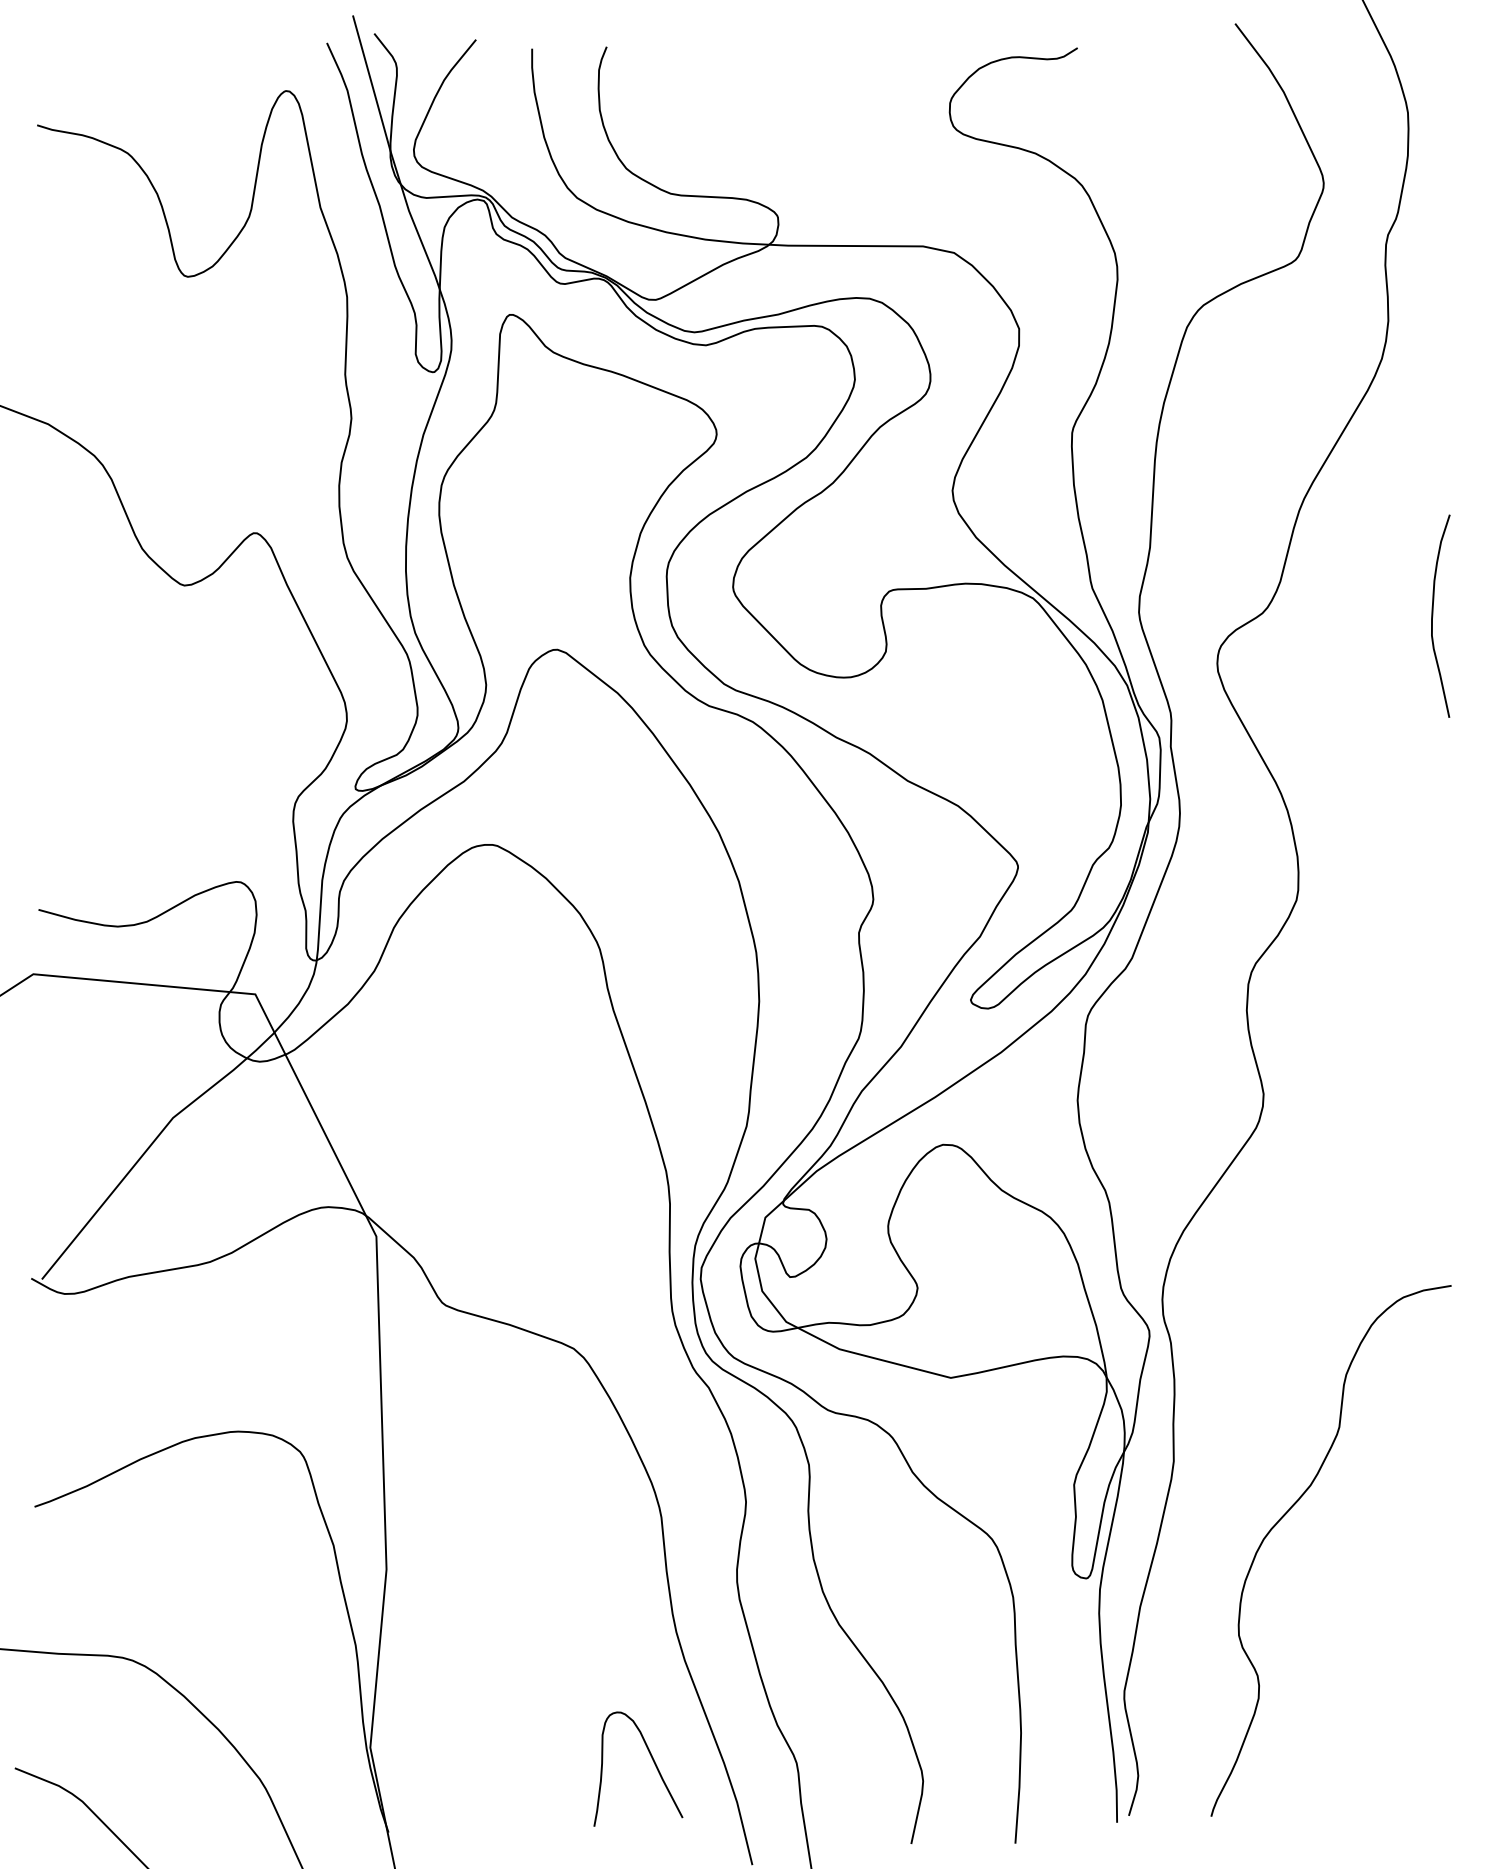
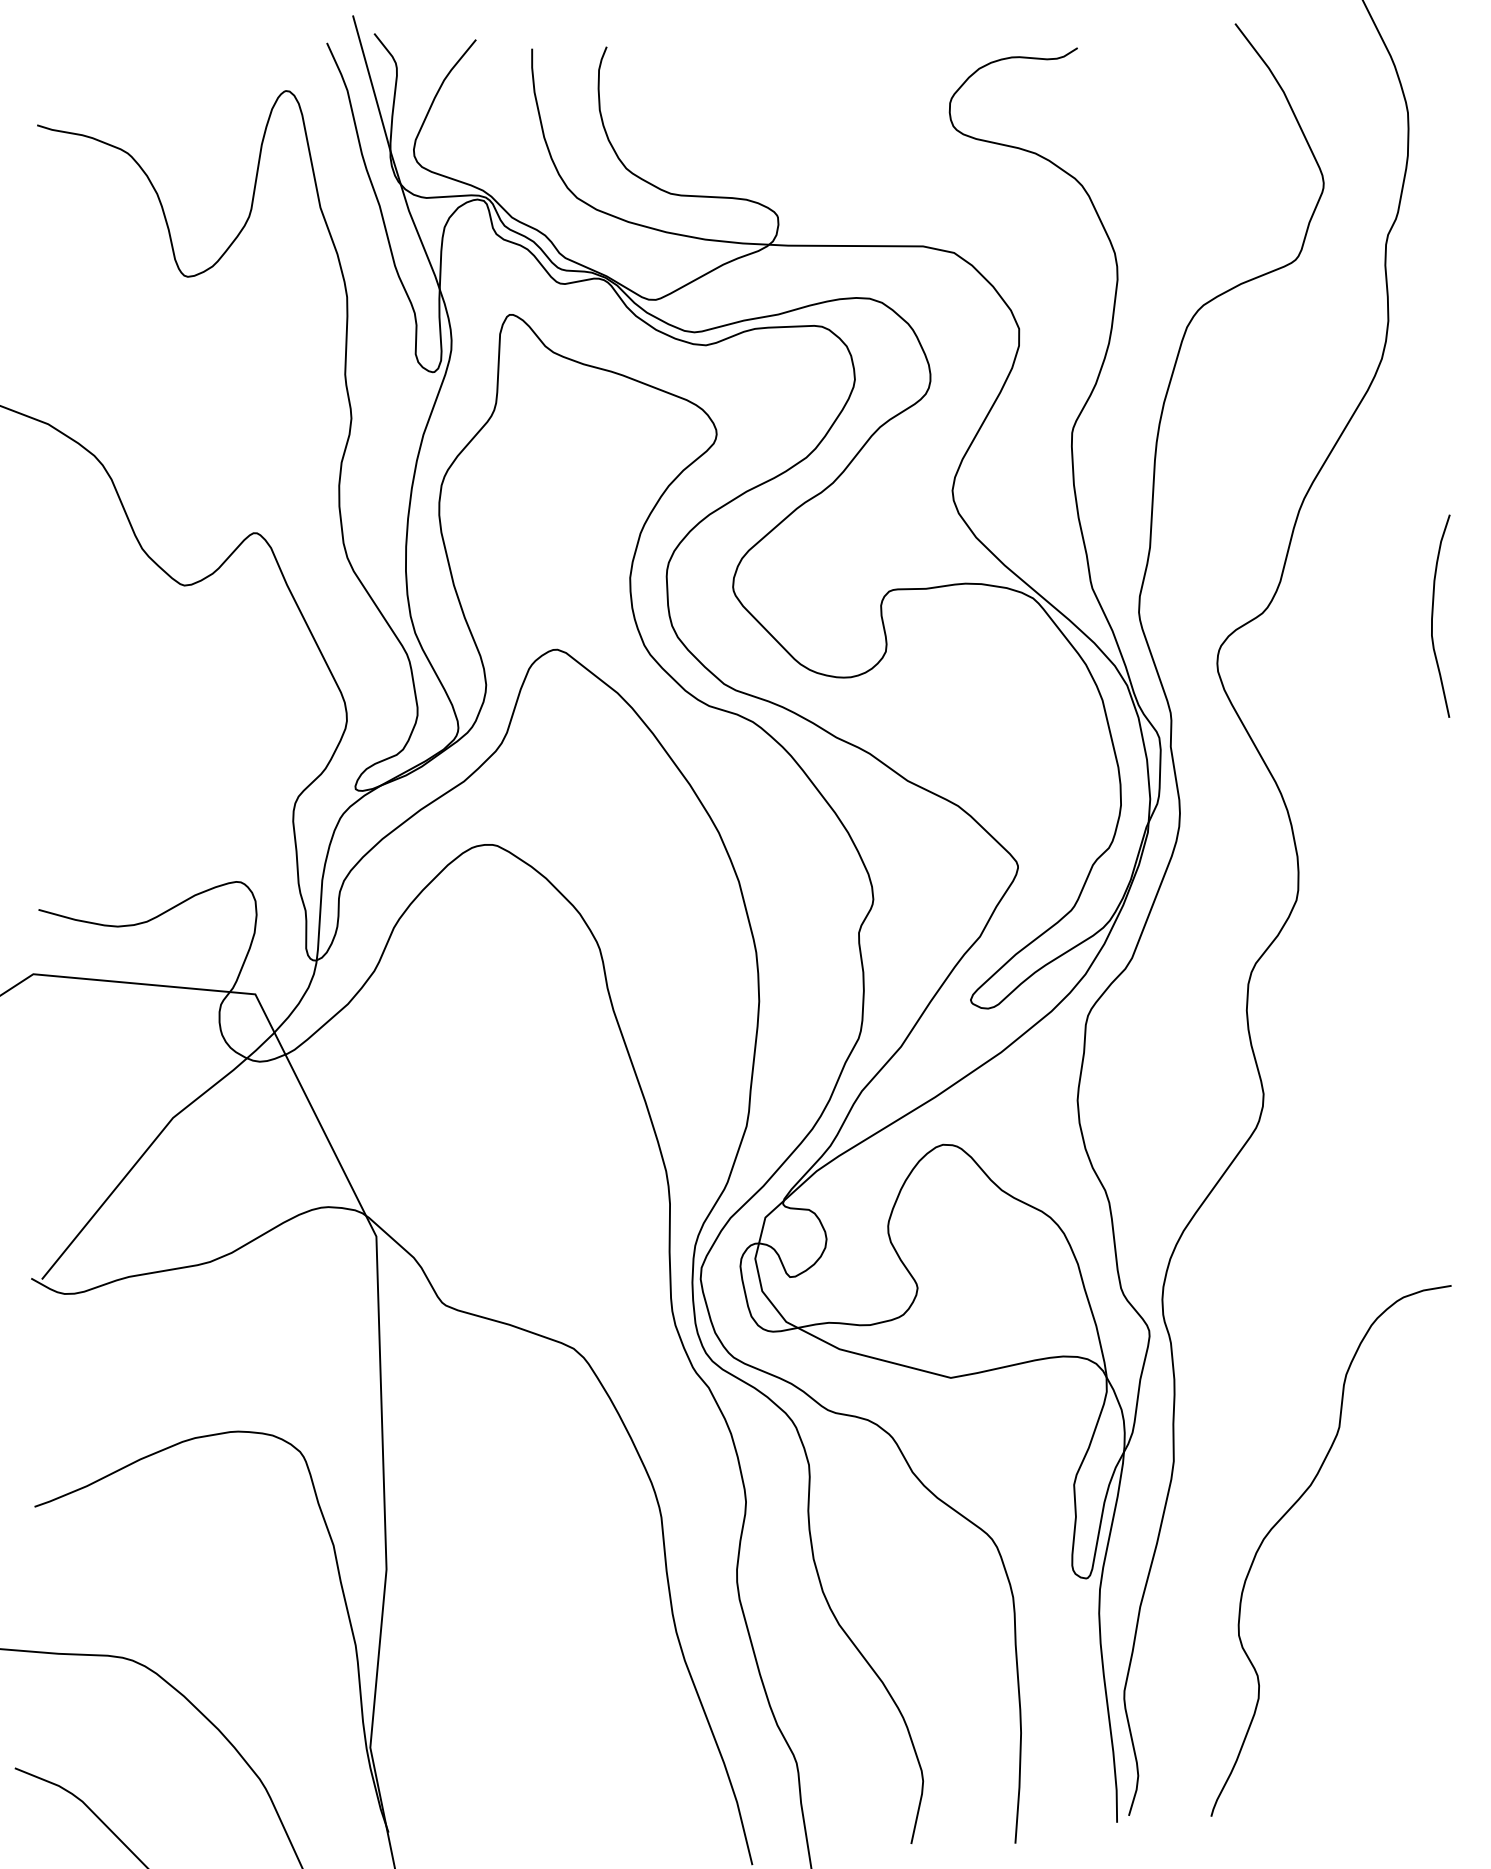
curve: present -> none (652, 1760)
